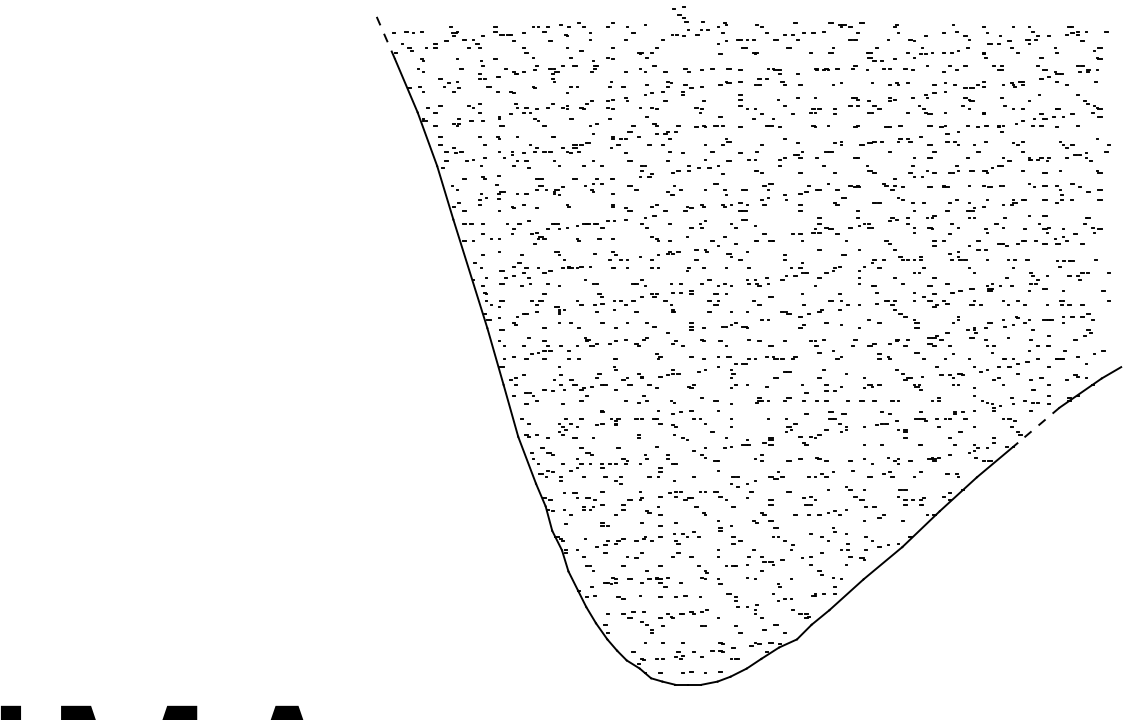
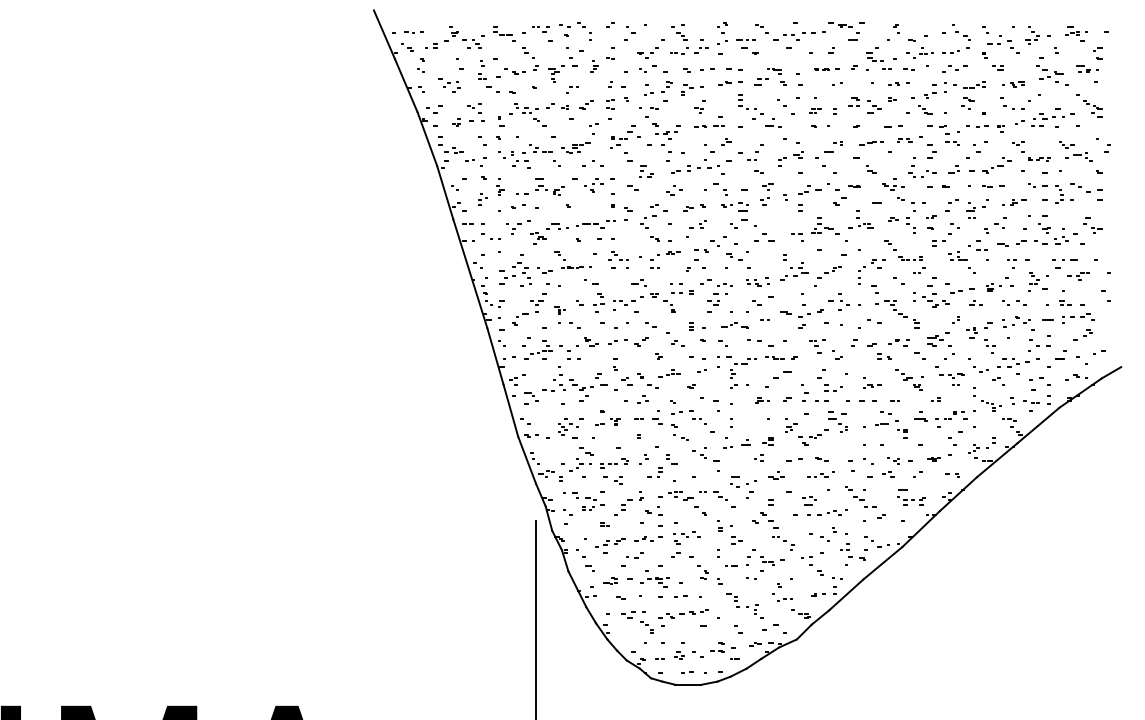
part position: (690, 21) -> (689, 39) (689, 39)
line: dashed -> solid (384, 34)
part size: 11x25 px -> 9x18 px (500, 186)
part size: 19x8 px -> 26x10 px (1064, 263)
line: dashed -> solid (1038, 425)
part: present -> none (547, 451)
line: none -> present (536, 618)
